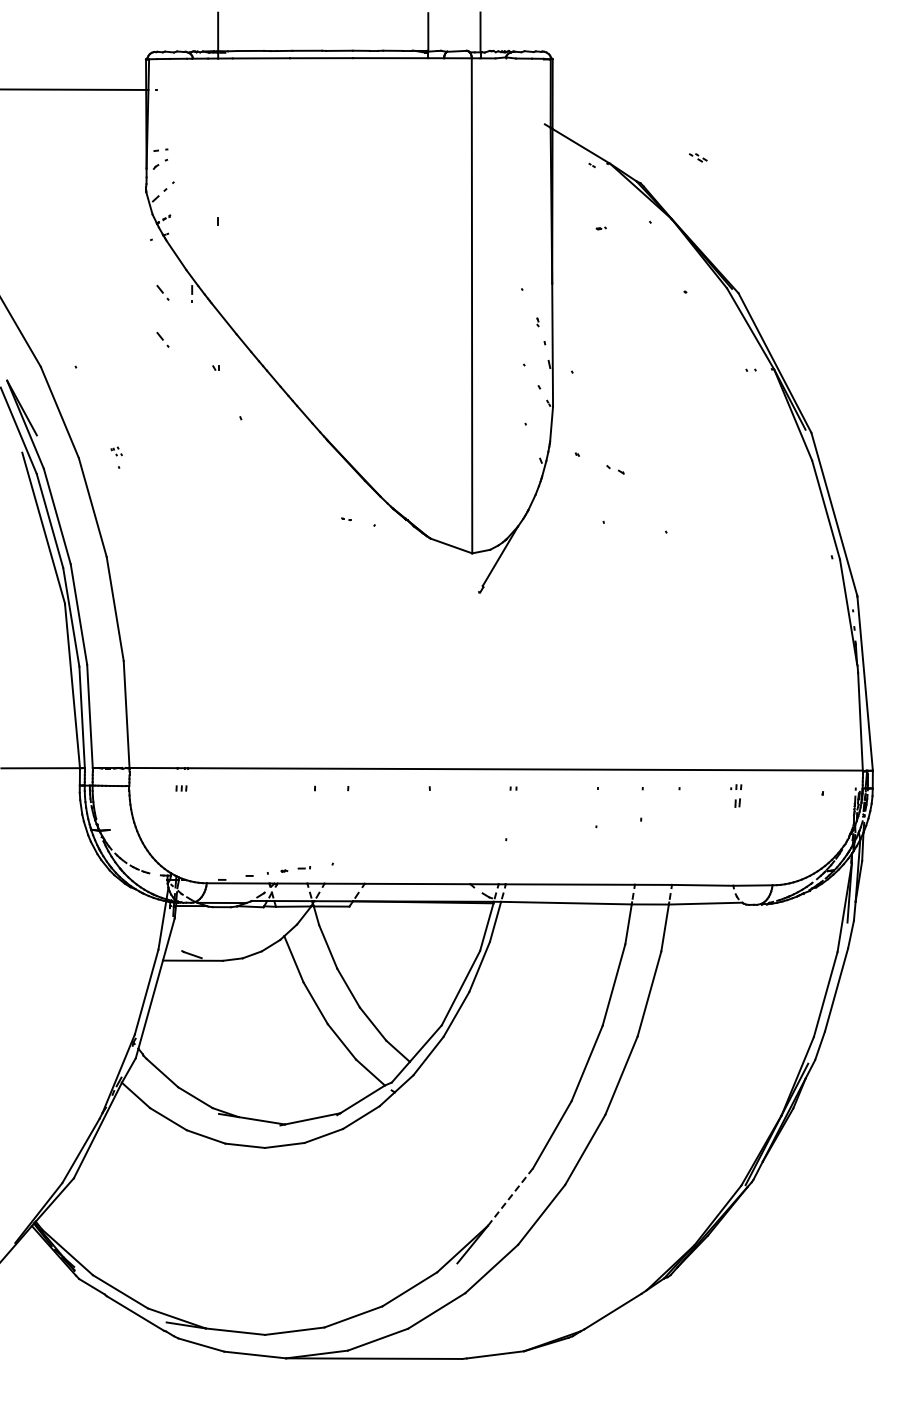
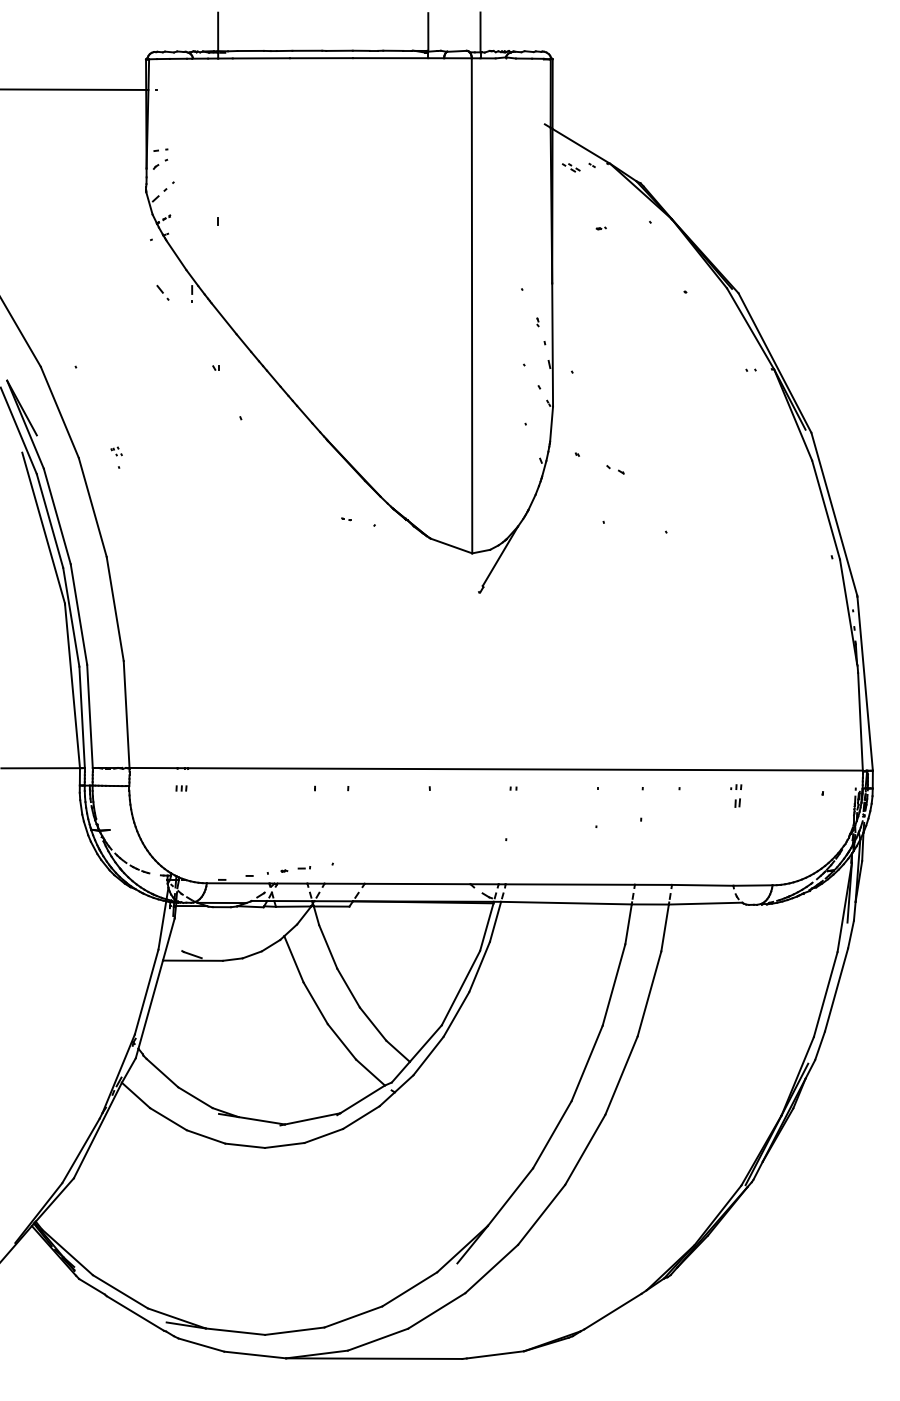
part position: (698, 157) -> (571, 167) (571, 167)
part: present -> none (162, 339)
line: dashed -> solid (510, 1197)
